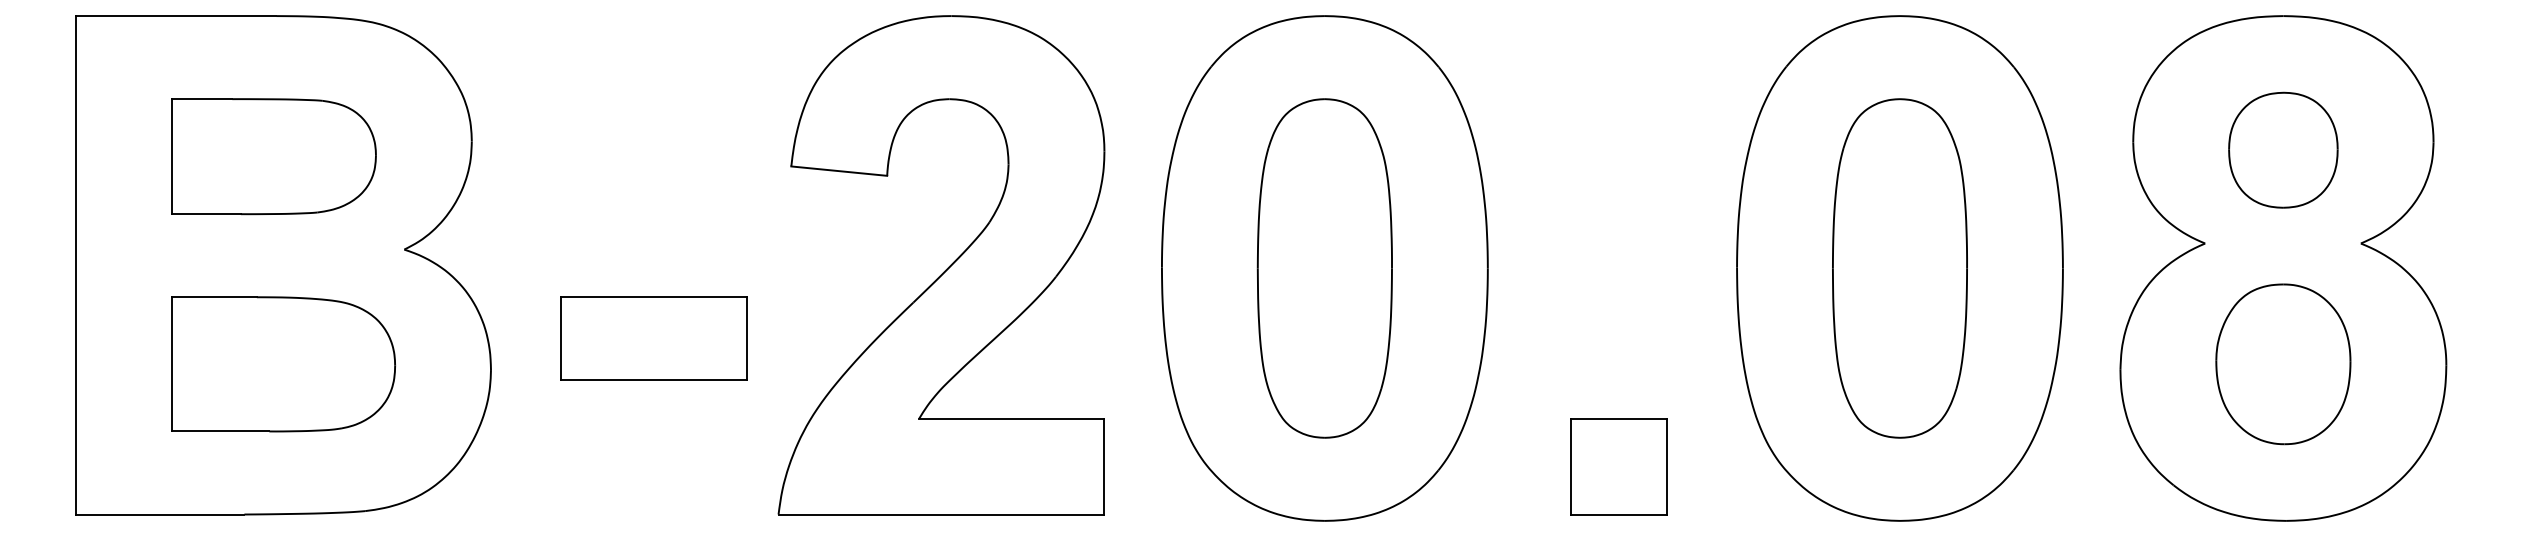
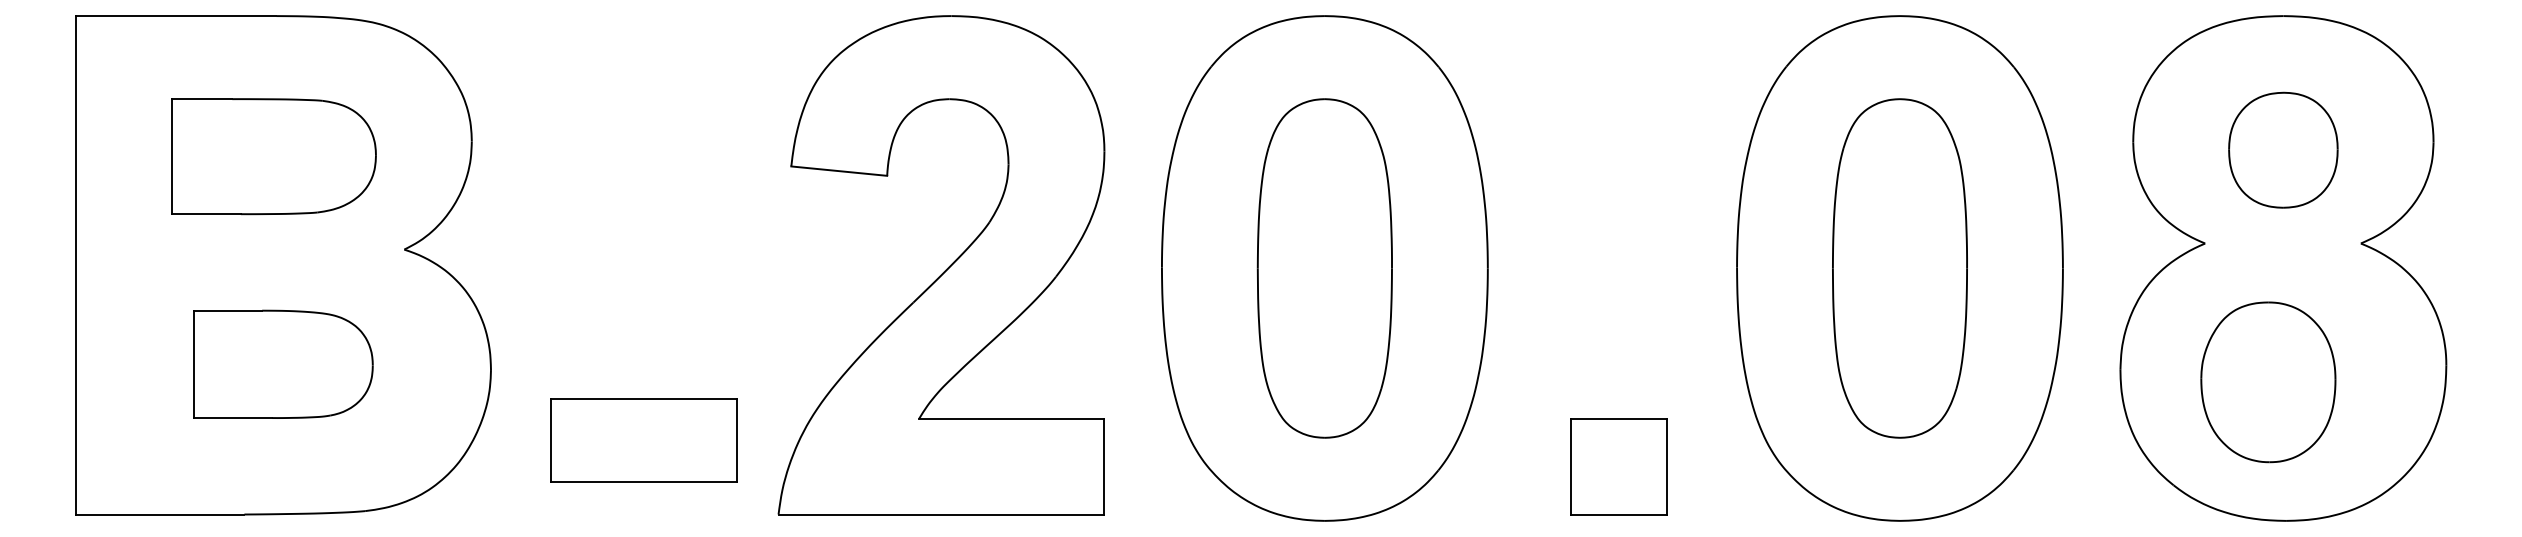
part position: (653, 338) -> (643, 440) (643, 440)
part size: 225x137 px -> 181x110 px (283, 363)
part position: (2283, 364) -> (2268, 382) (2268, 382)
